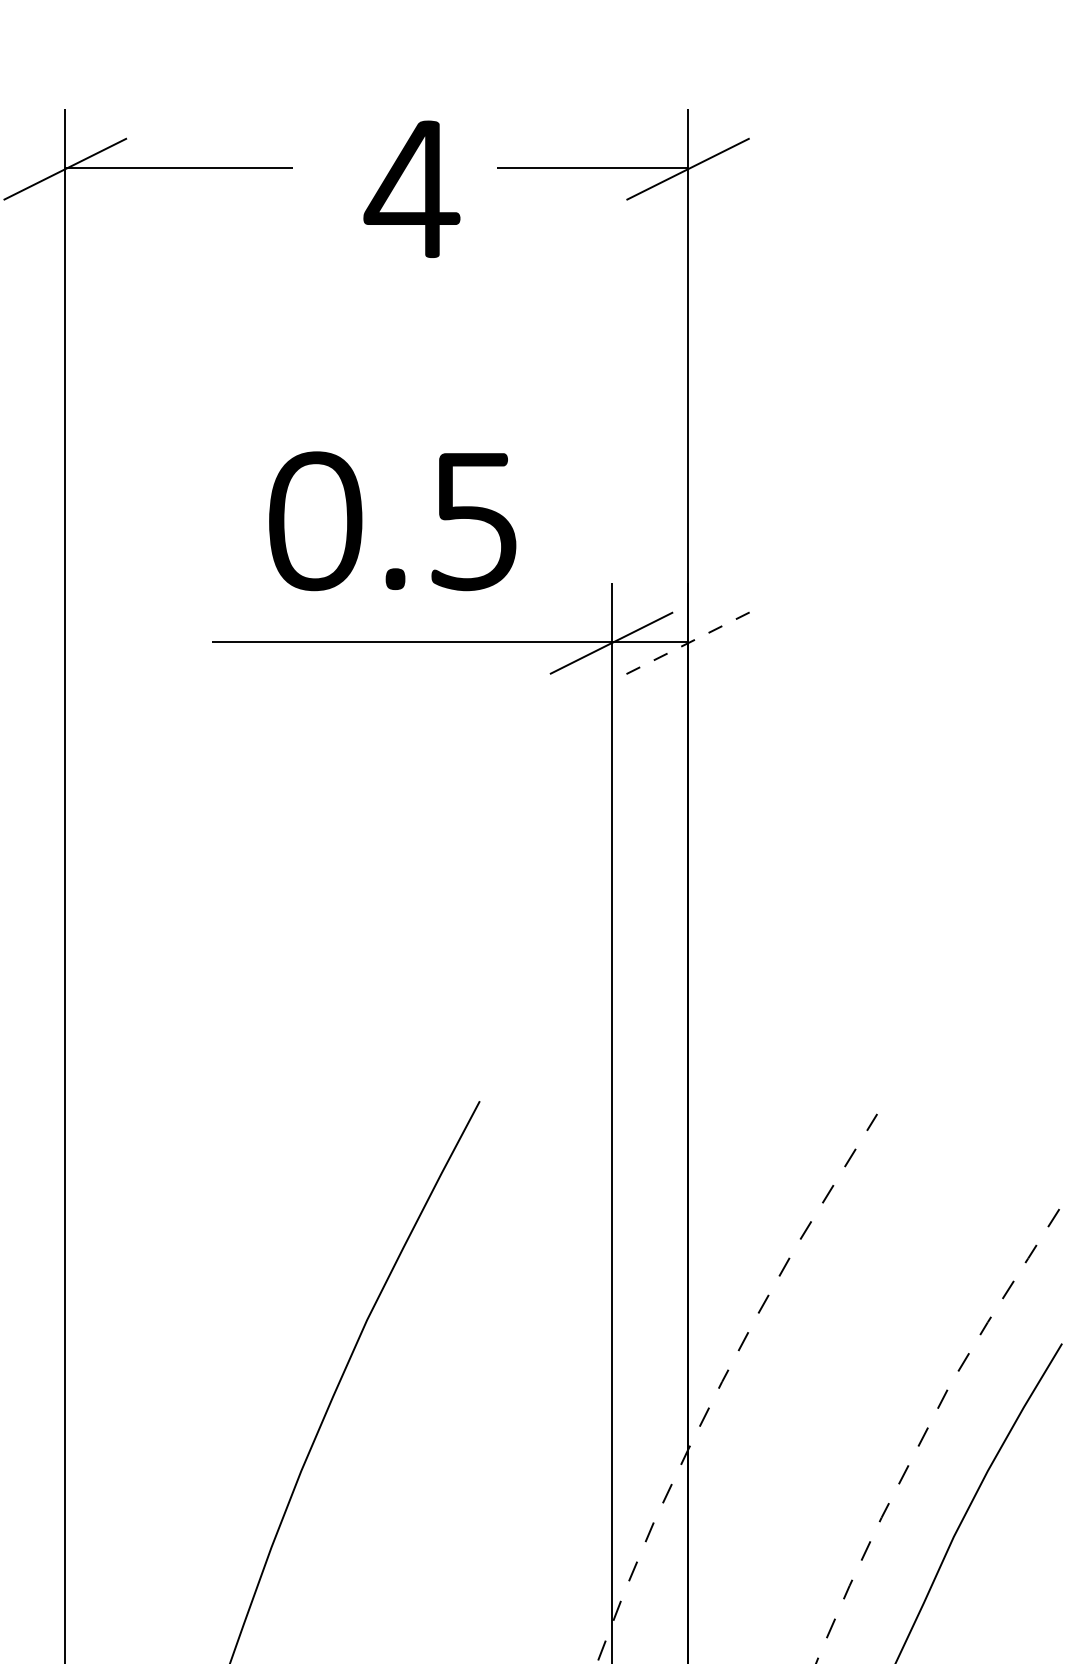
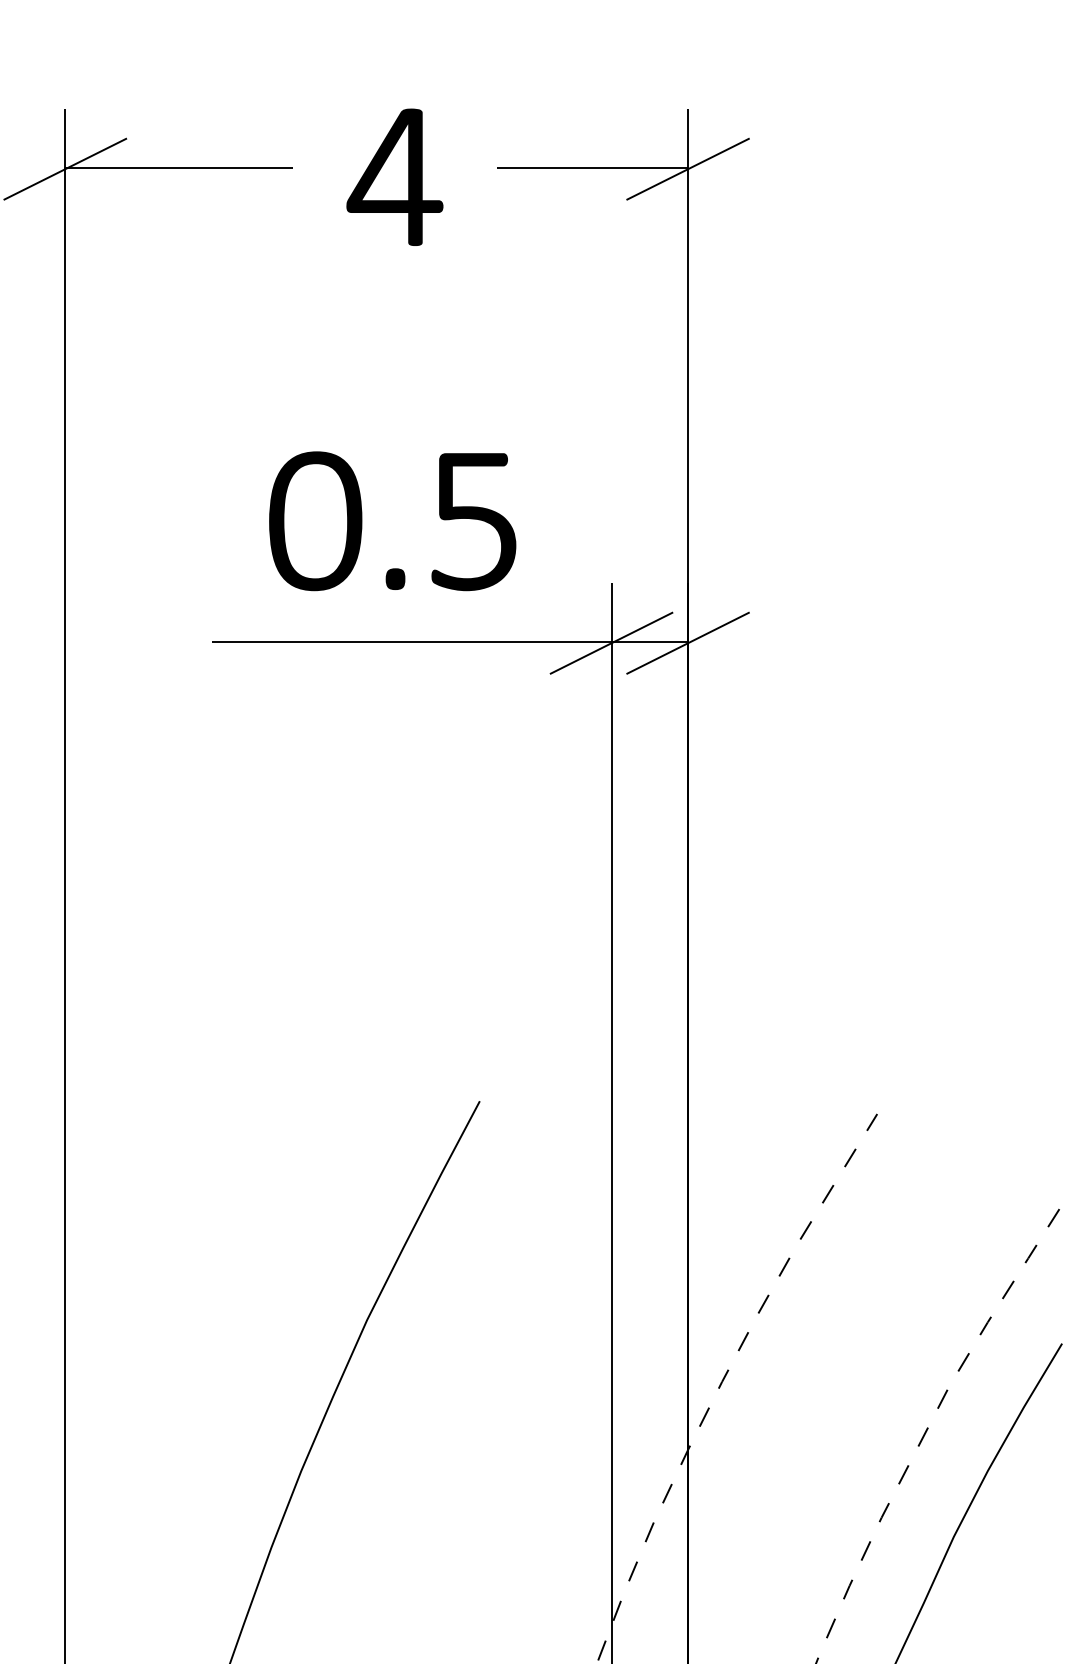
part position: (411, 188) -> (394, 176) (394, 176)
line: dashed -> solid (688, 643)
